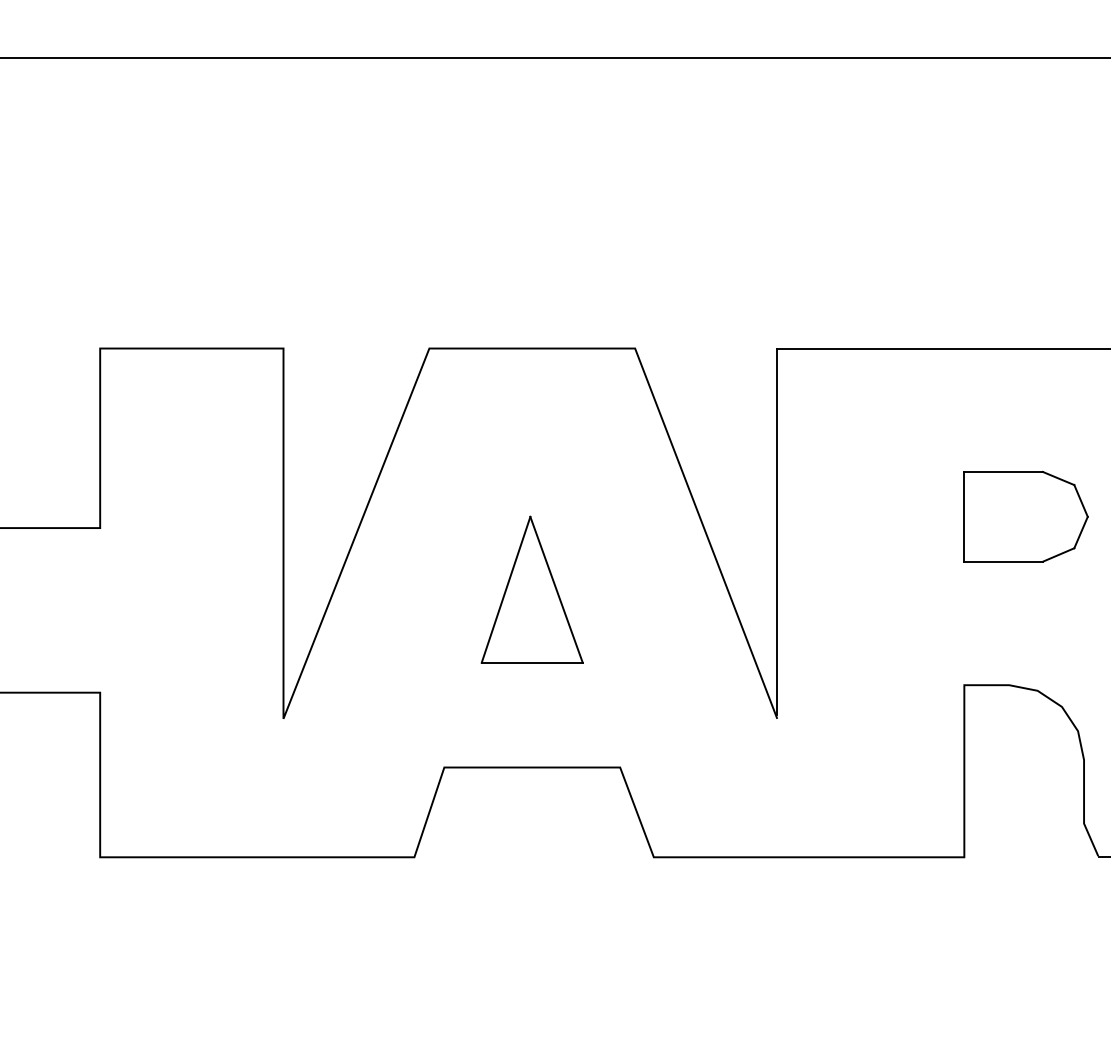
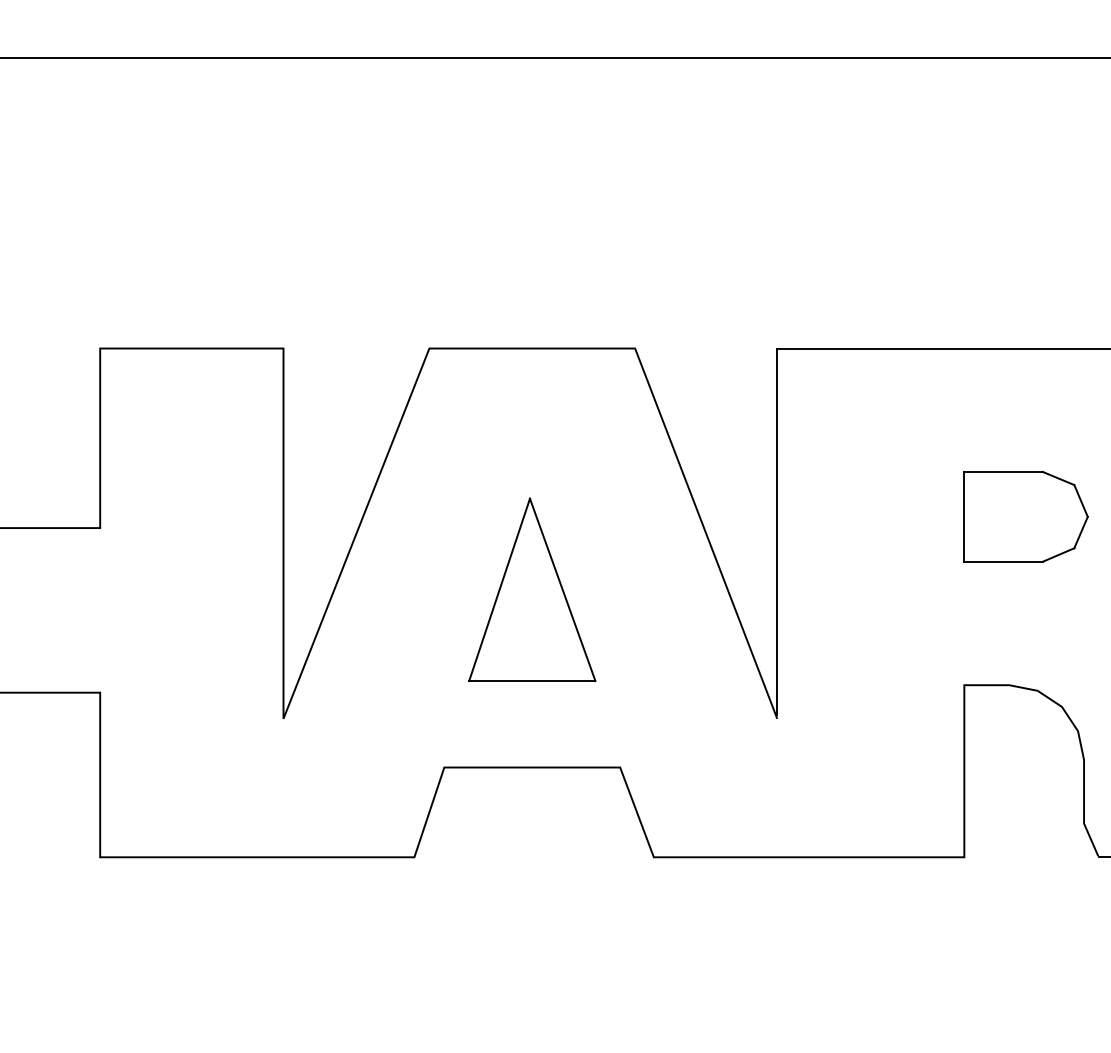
part size: 104x149 px -> 129x186 px (532, 589)
